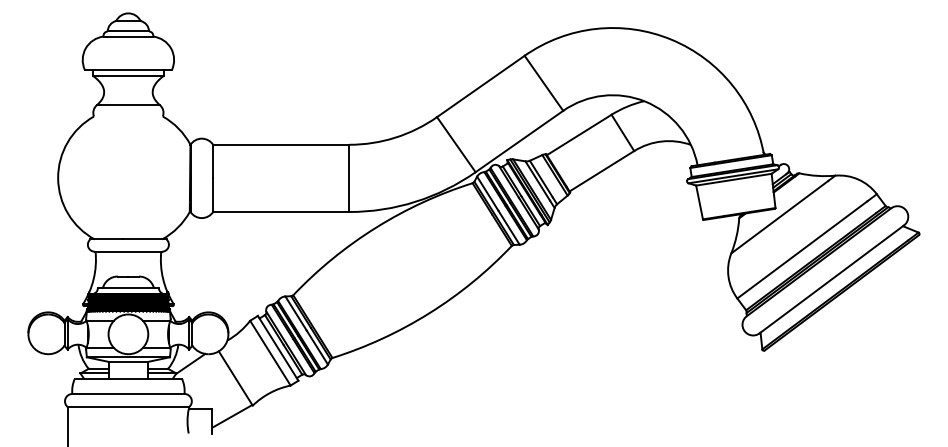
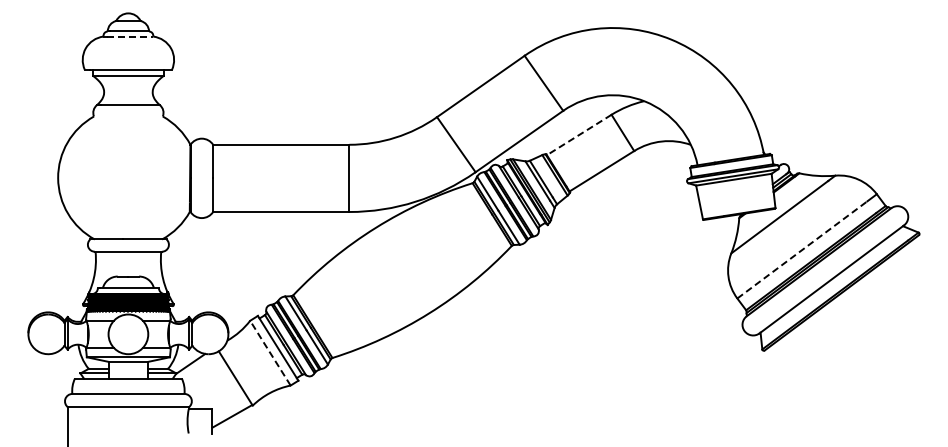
line: solid -> dashed (130, 36)
line: solid -> dashed (578, 135)
line: solid -> dashed (802, 249)
line: solid -> dashed (270, 352)
